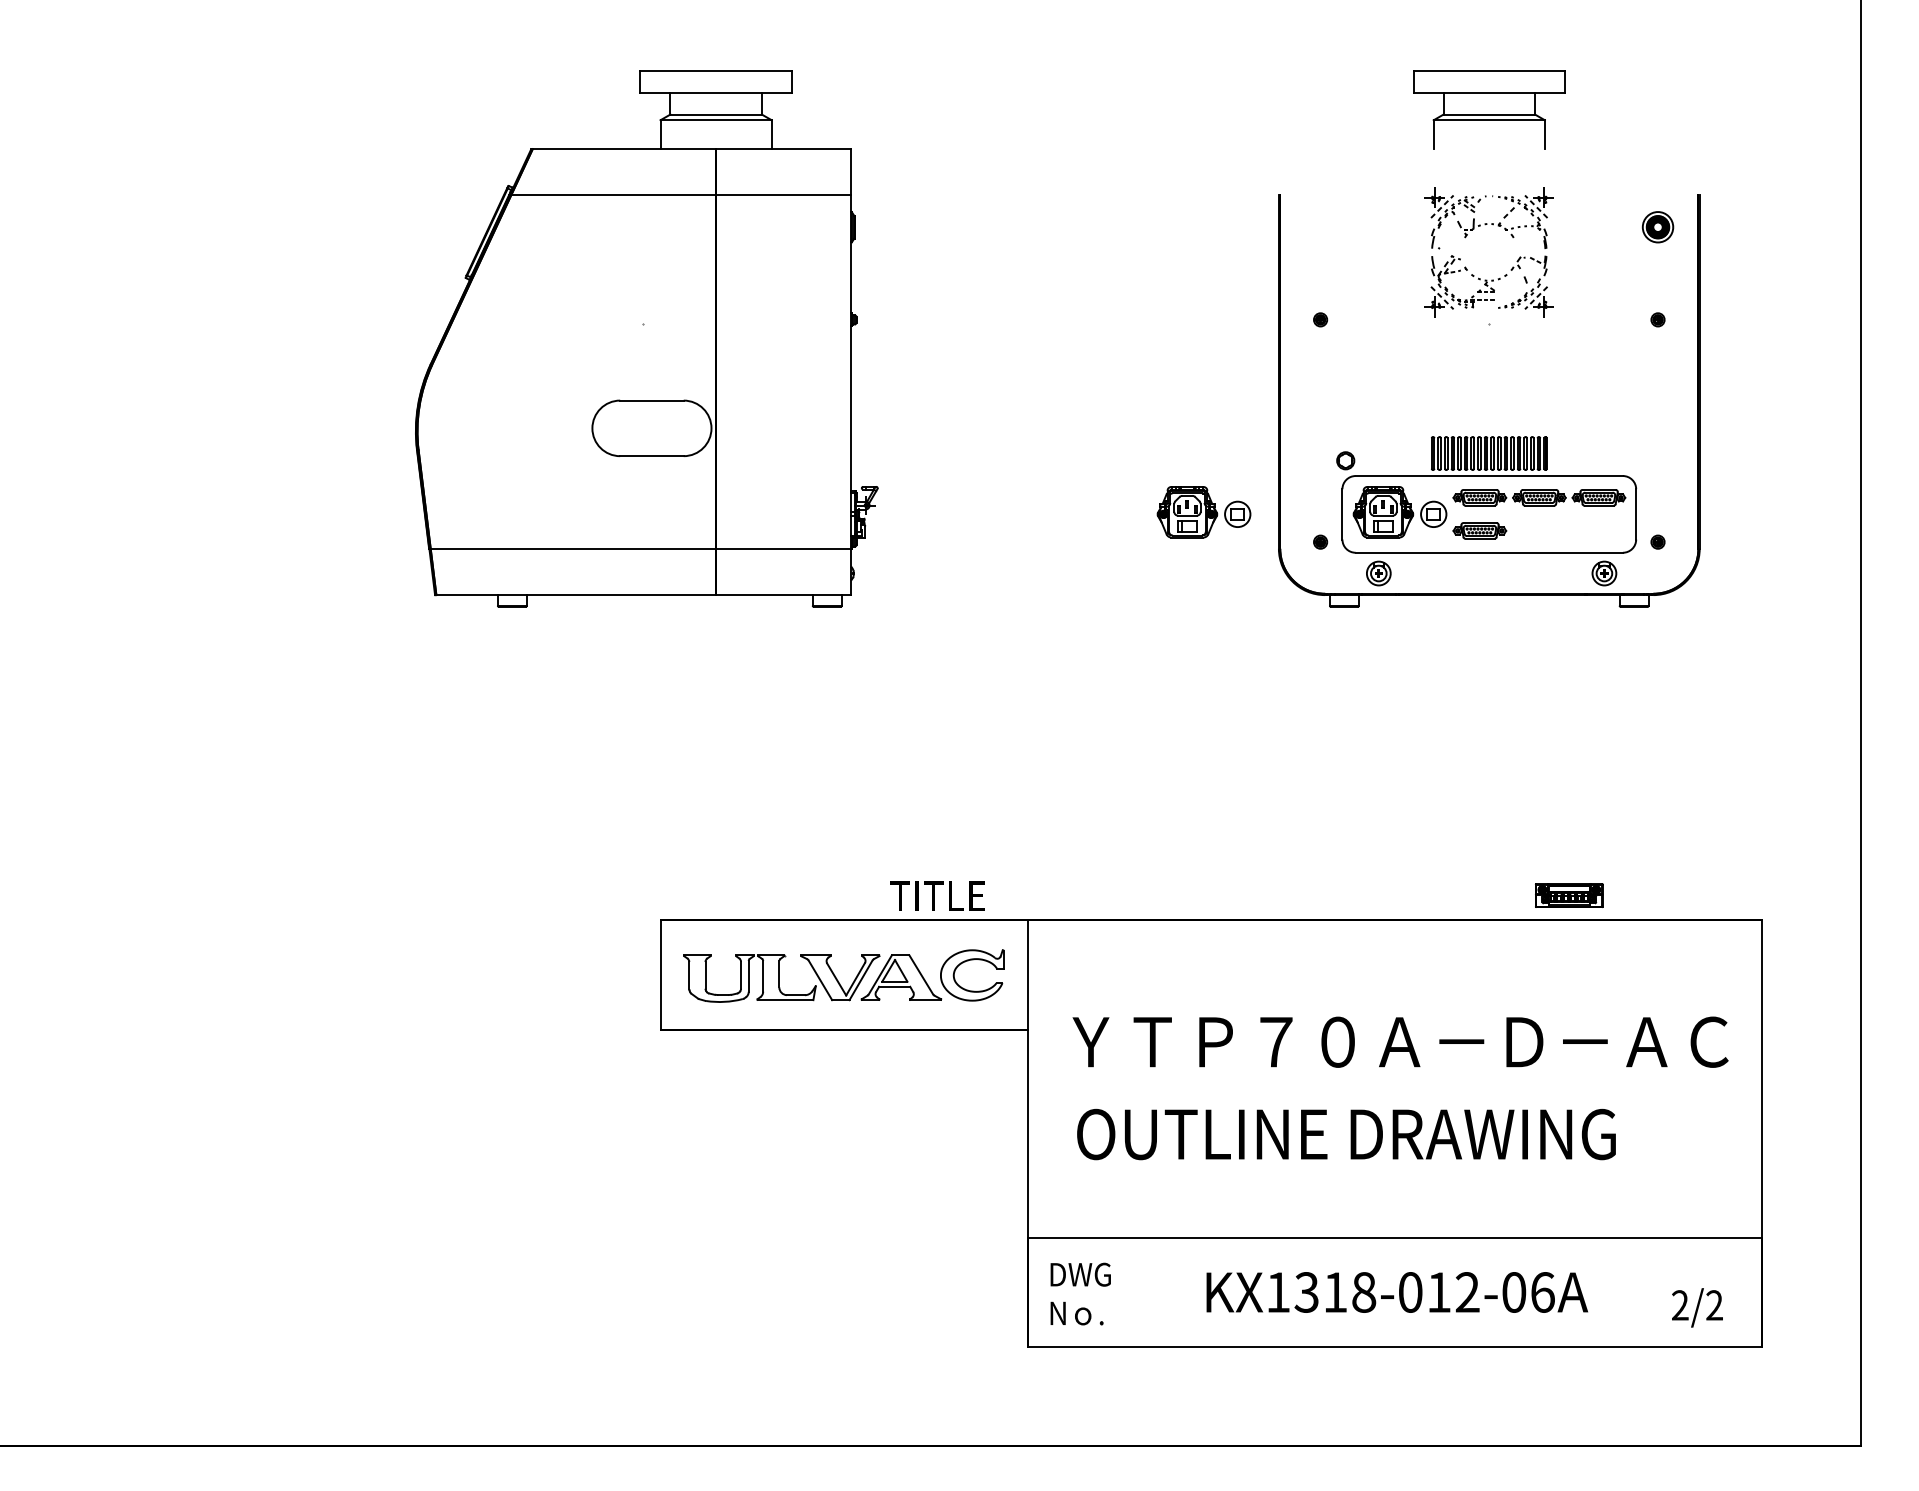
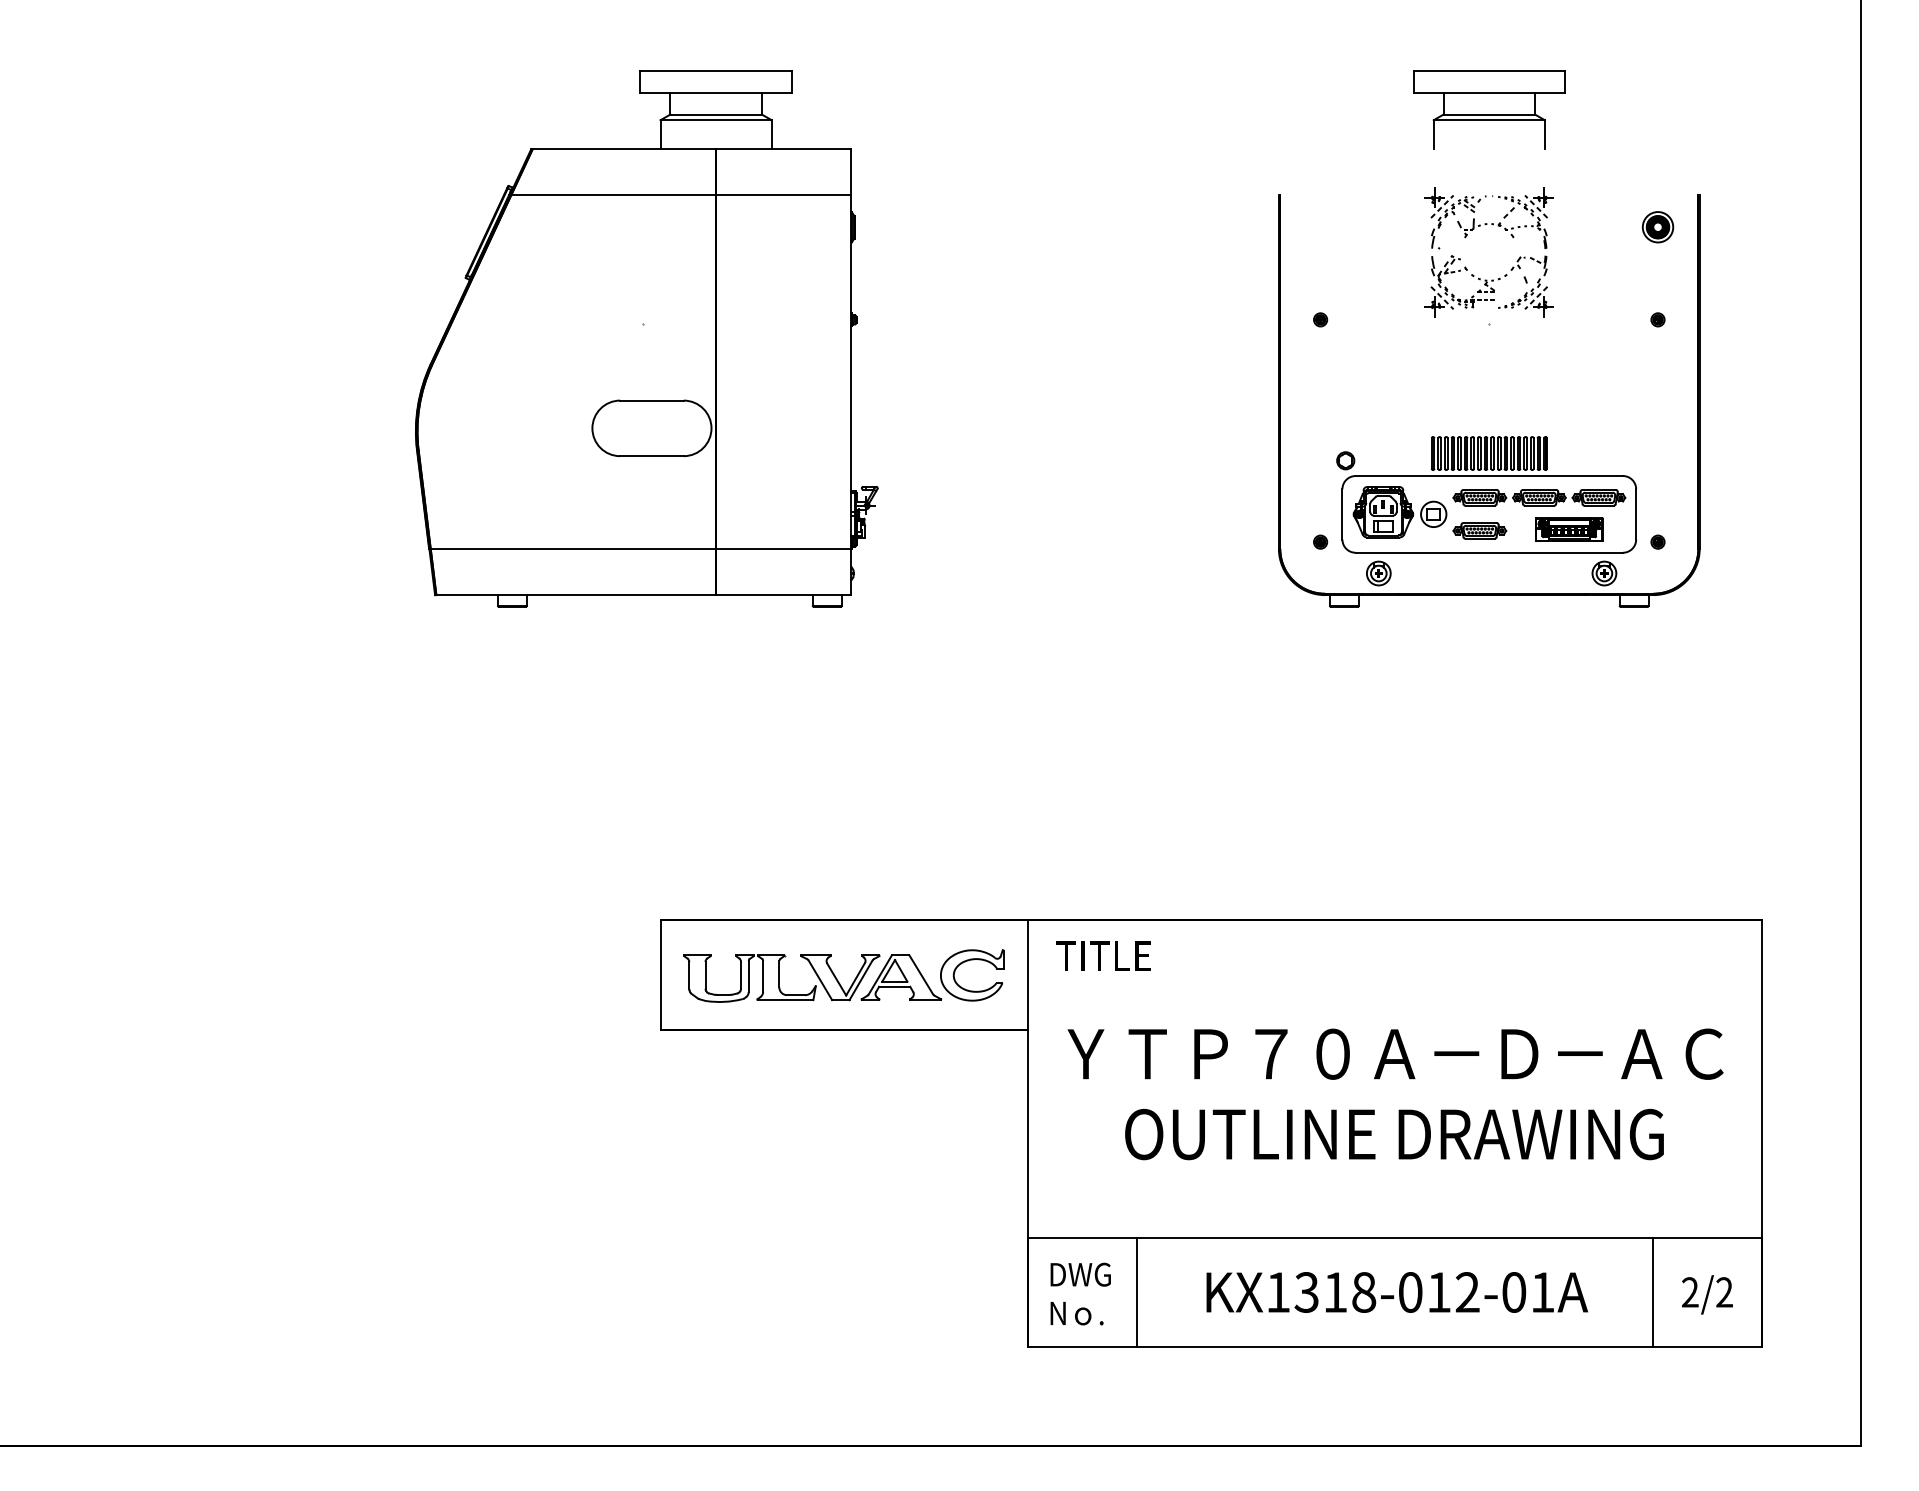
part: present -> none (1203, 512)
text position: (937, 895) -> (1103, 955) (1103, 955)
part position: (1569, 895) -> (1569, 529) (1569, 529)
text position: (1400, 1041) -> (1395, 1053) (1395, 1053)
text position: (1346, 1134) -> (1394, 1134) (1394, 1134)
line: none -> present (1136, 1292)
text: KX1318-012-06A -> KX1318-012-01A (1542, 1292)
line: none -> present (1653, 1292)
text position: (1697, 1307) -> (1707, 1294) (1707, 1294)
